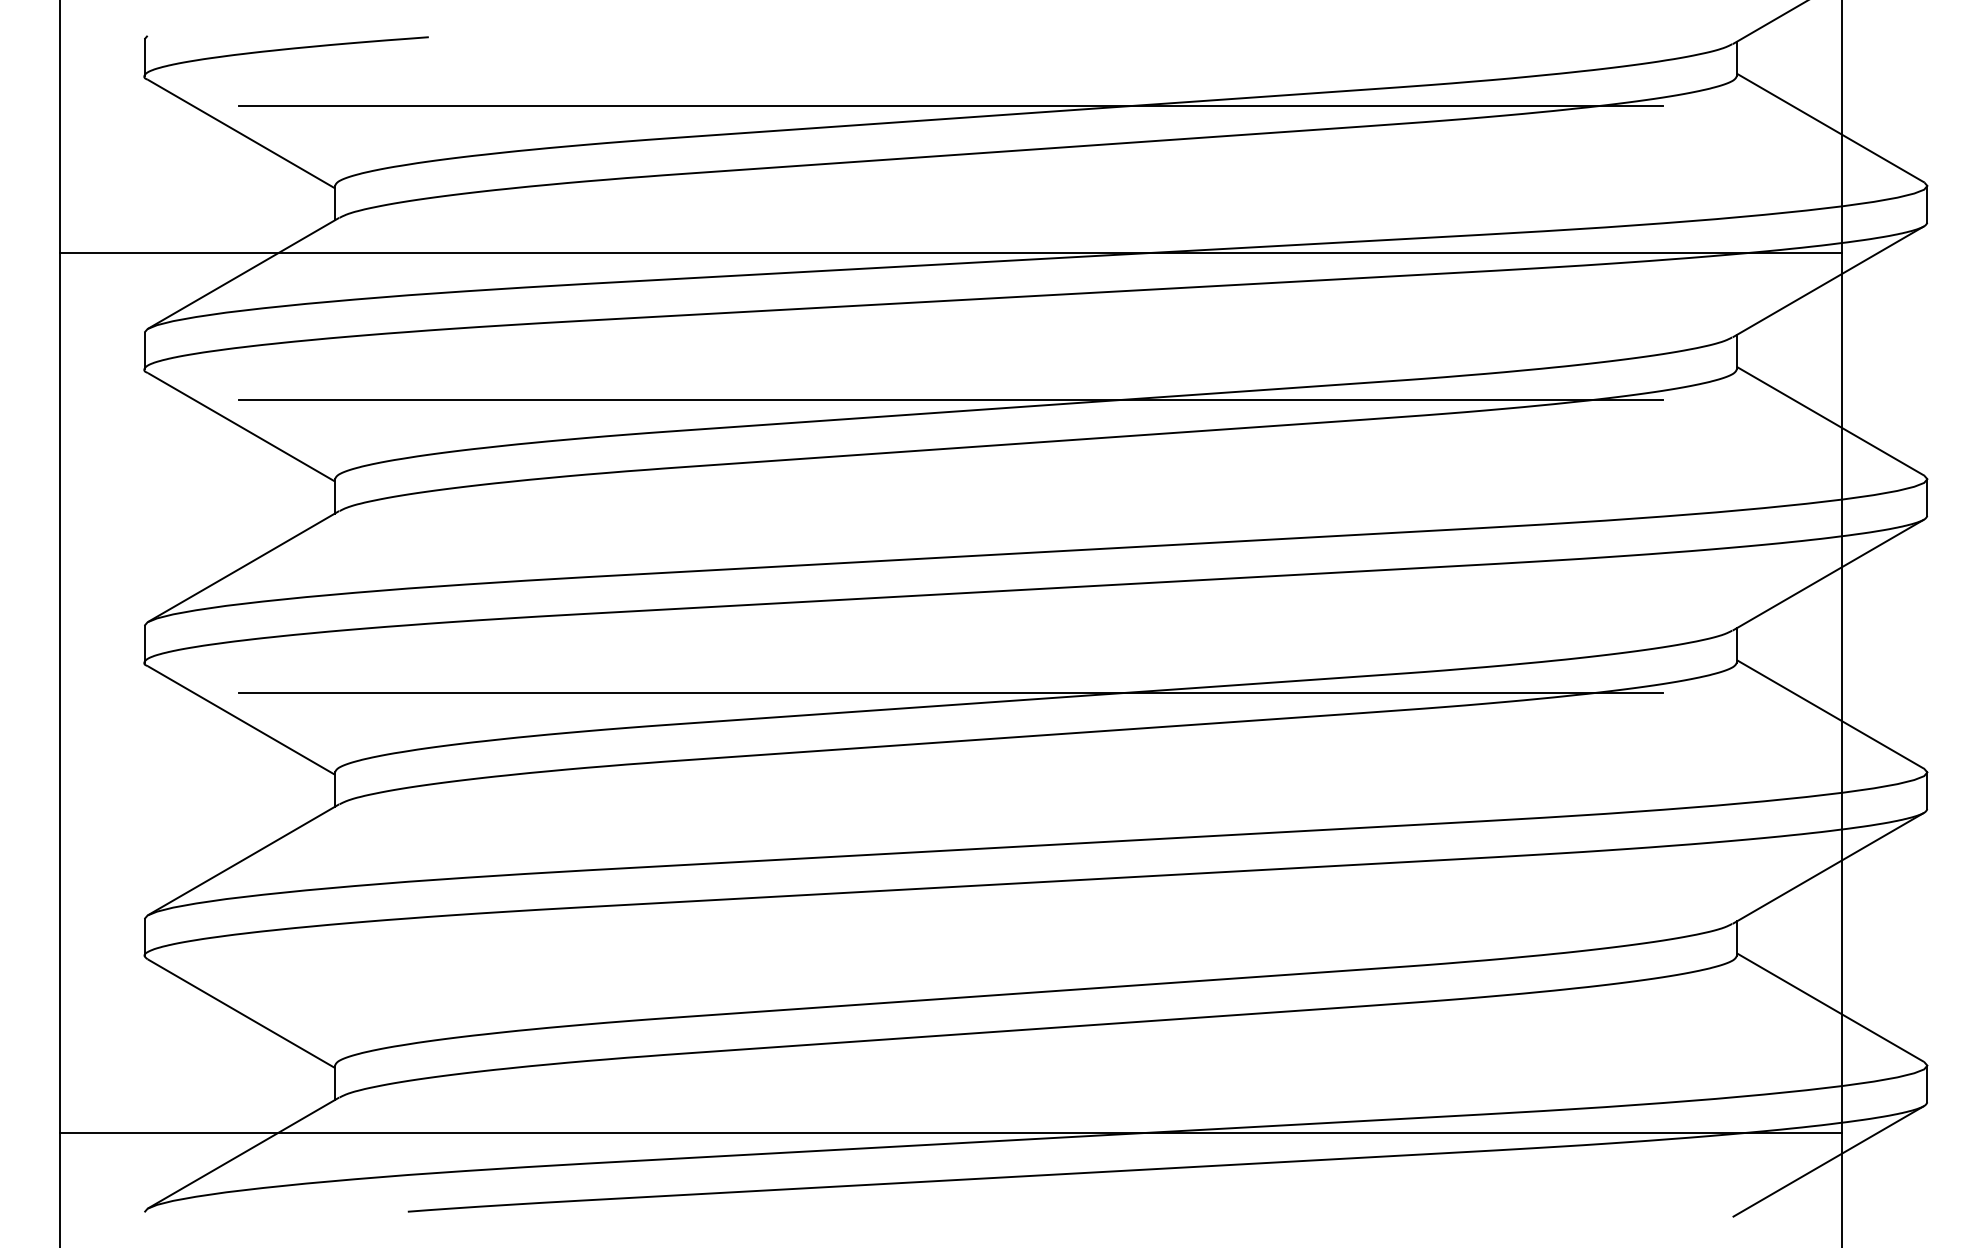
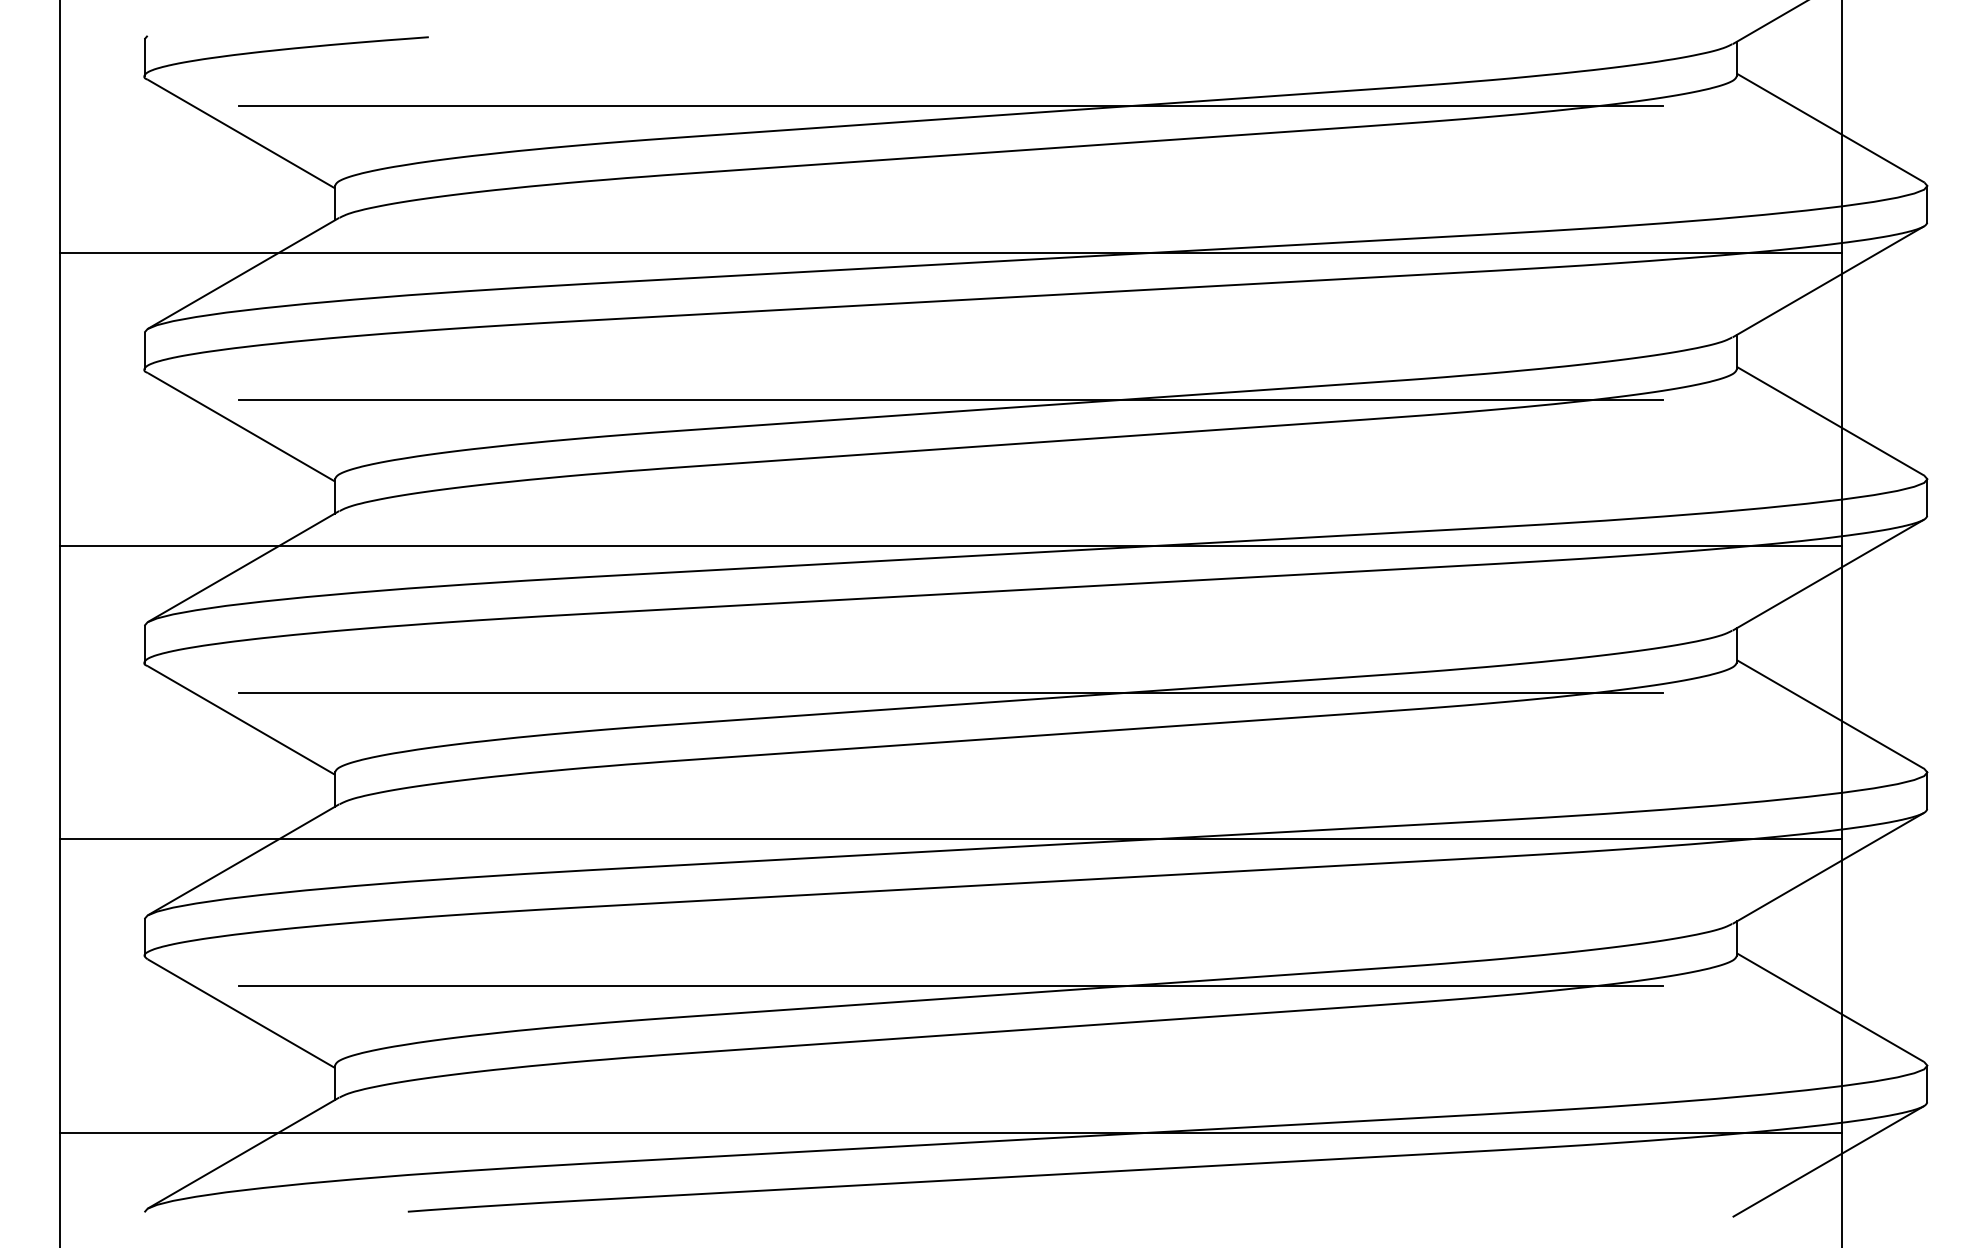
line: none -> present (950, 546)
line: none -> present (950, 839)
line: none -> present (950, 985)
